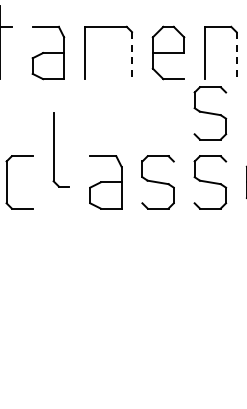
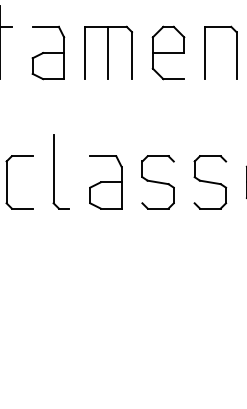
line: none -> present (107, 52)
line: dashed -> solid (132, 55)
line: dashed -> solid (236, 55)
part: present -> none (210, 113)
part position: (60, 149) -> (60, 171) (60, 171)
